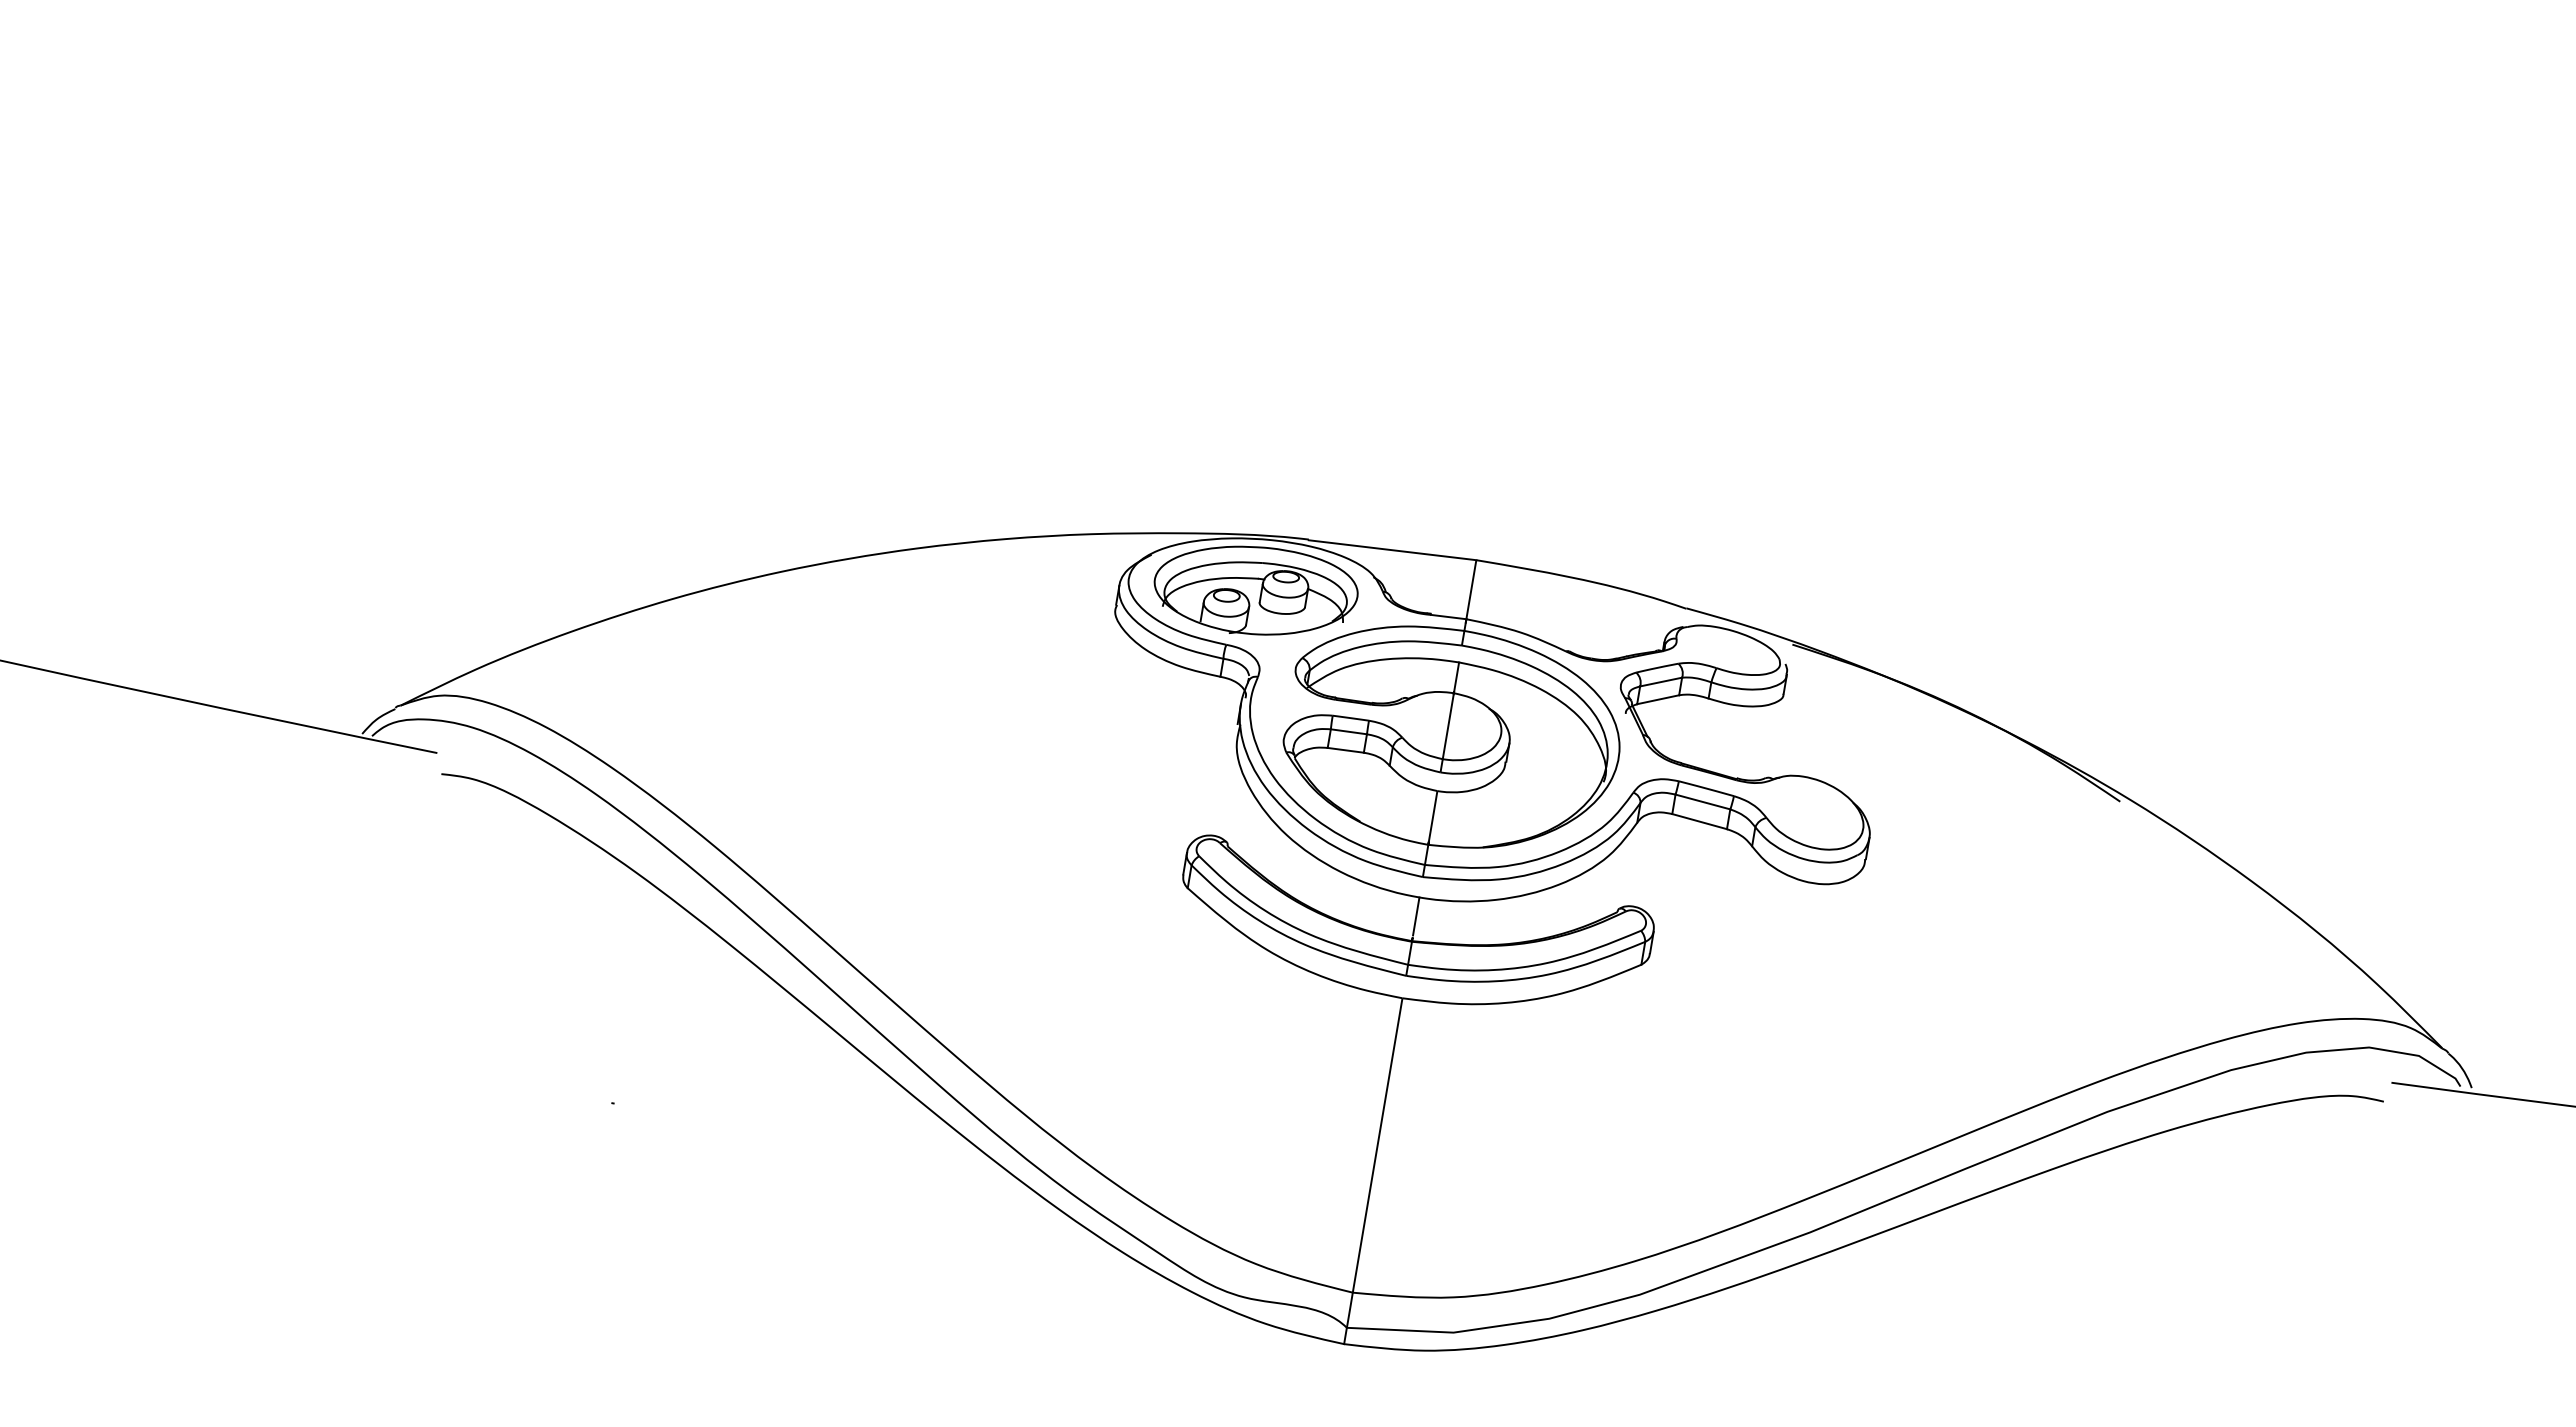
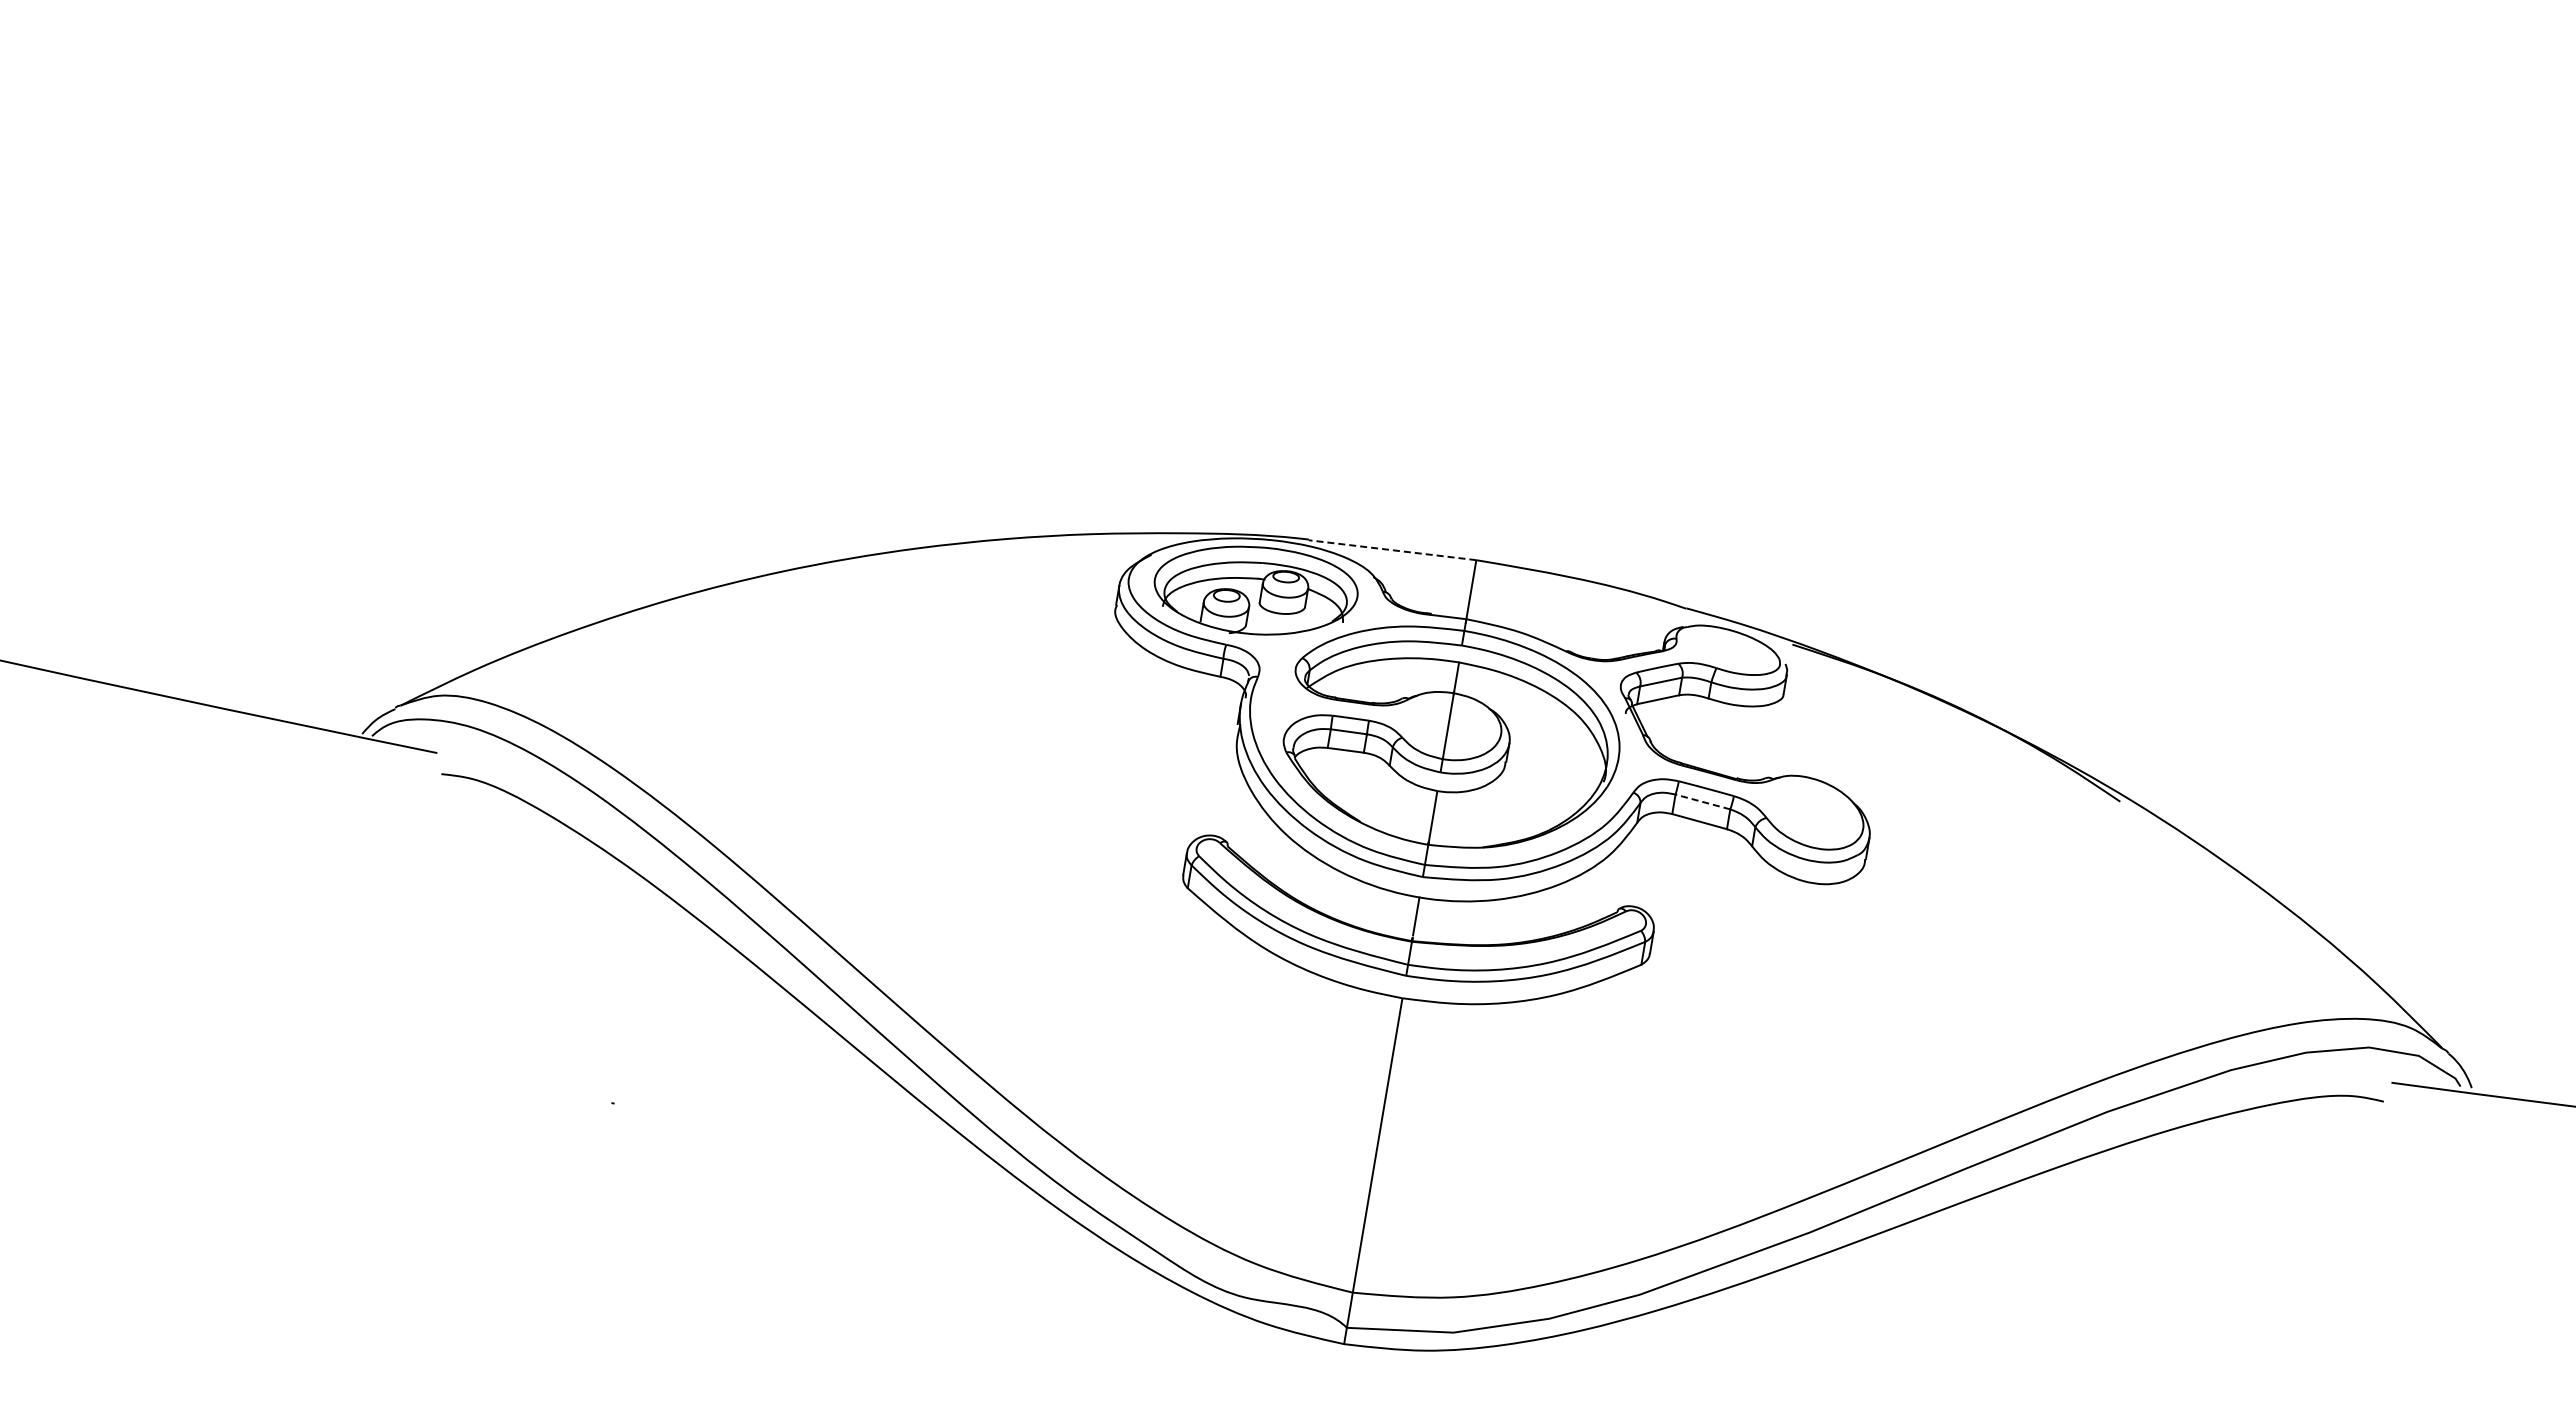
line: solid -> dashed (1392, 550)
line: solid -> dashed (1702, 801)
